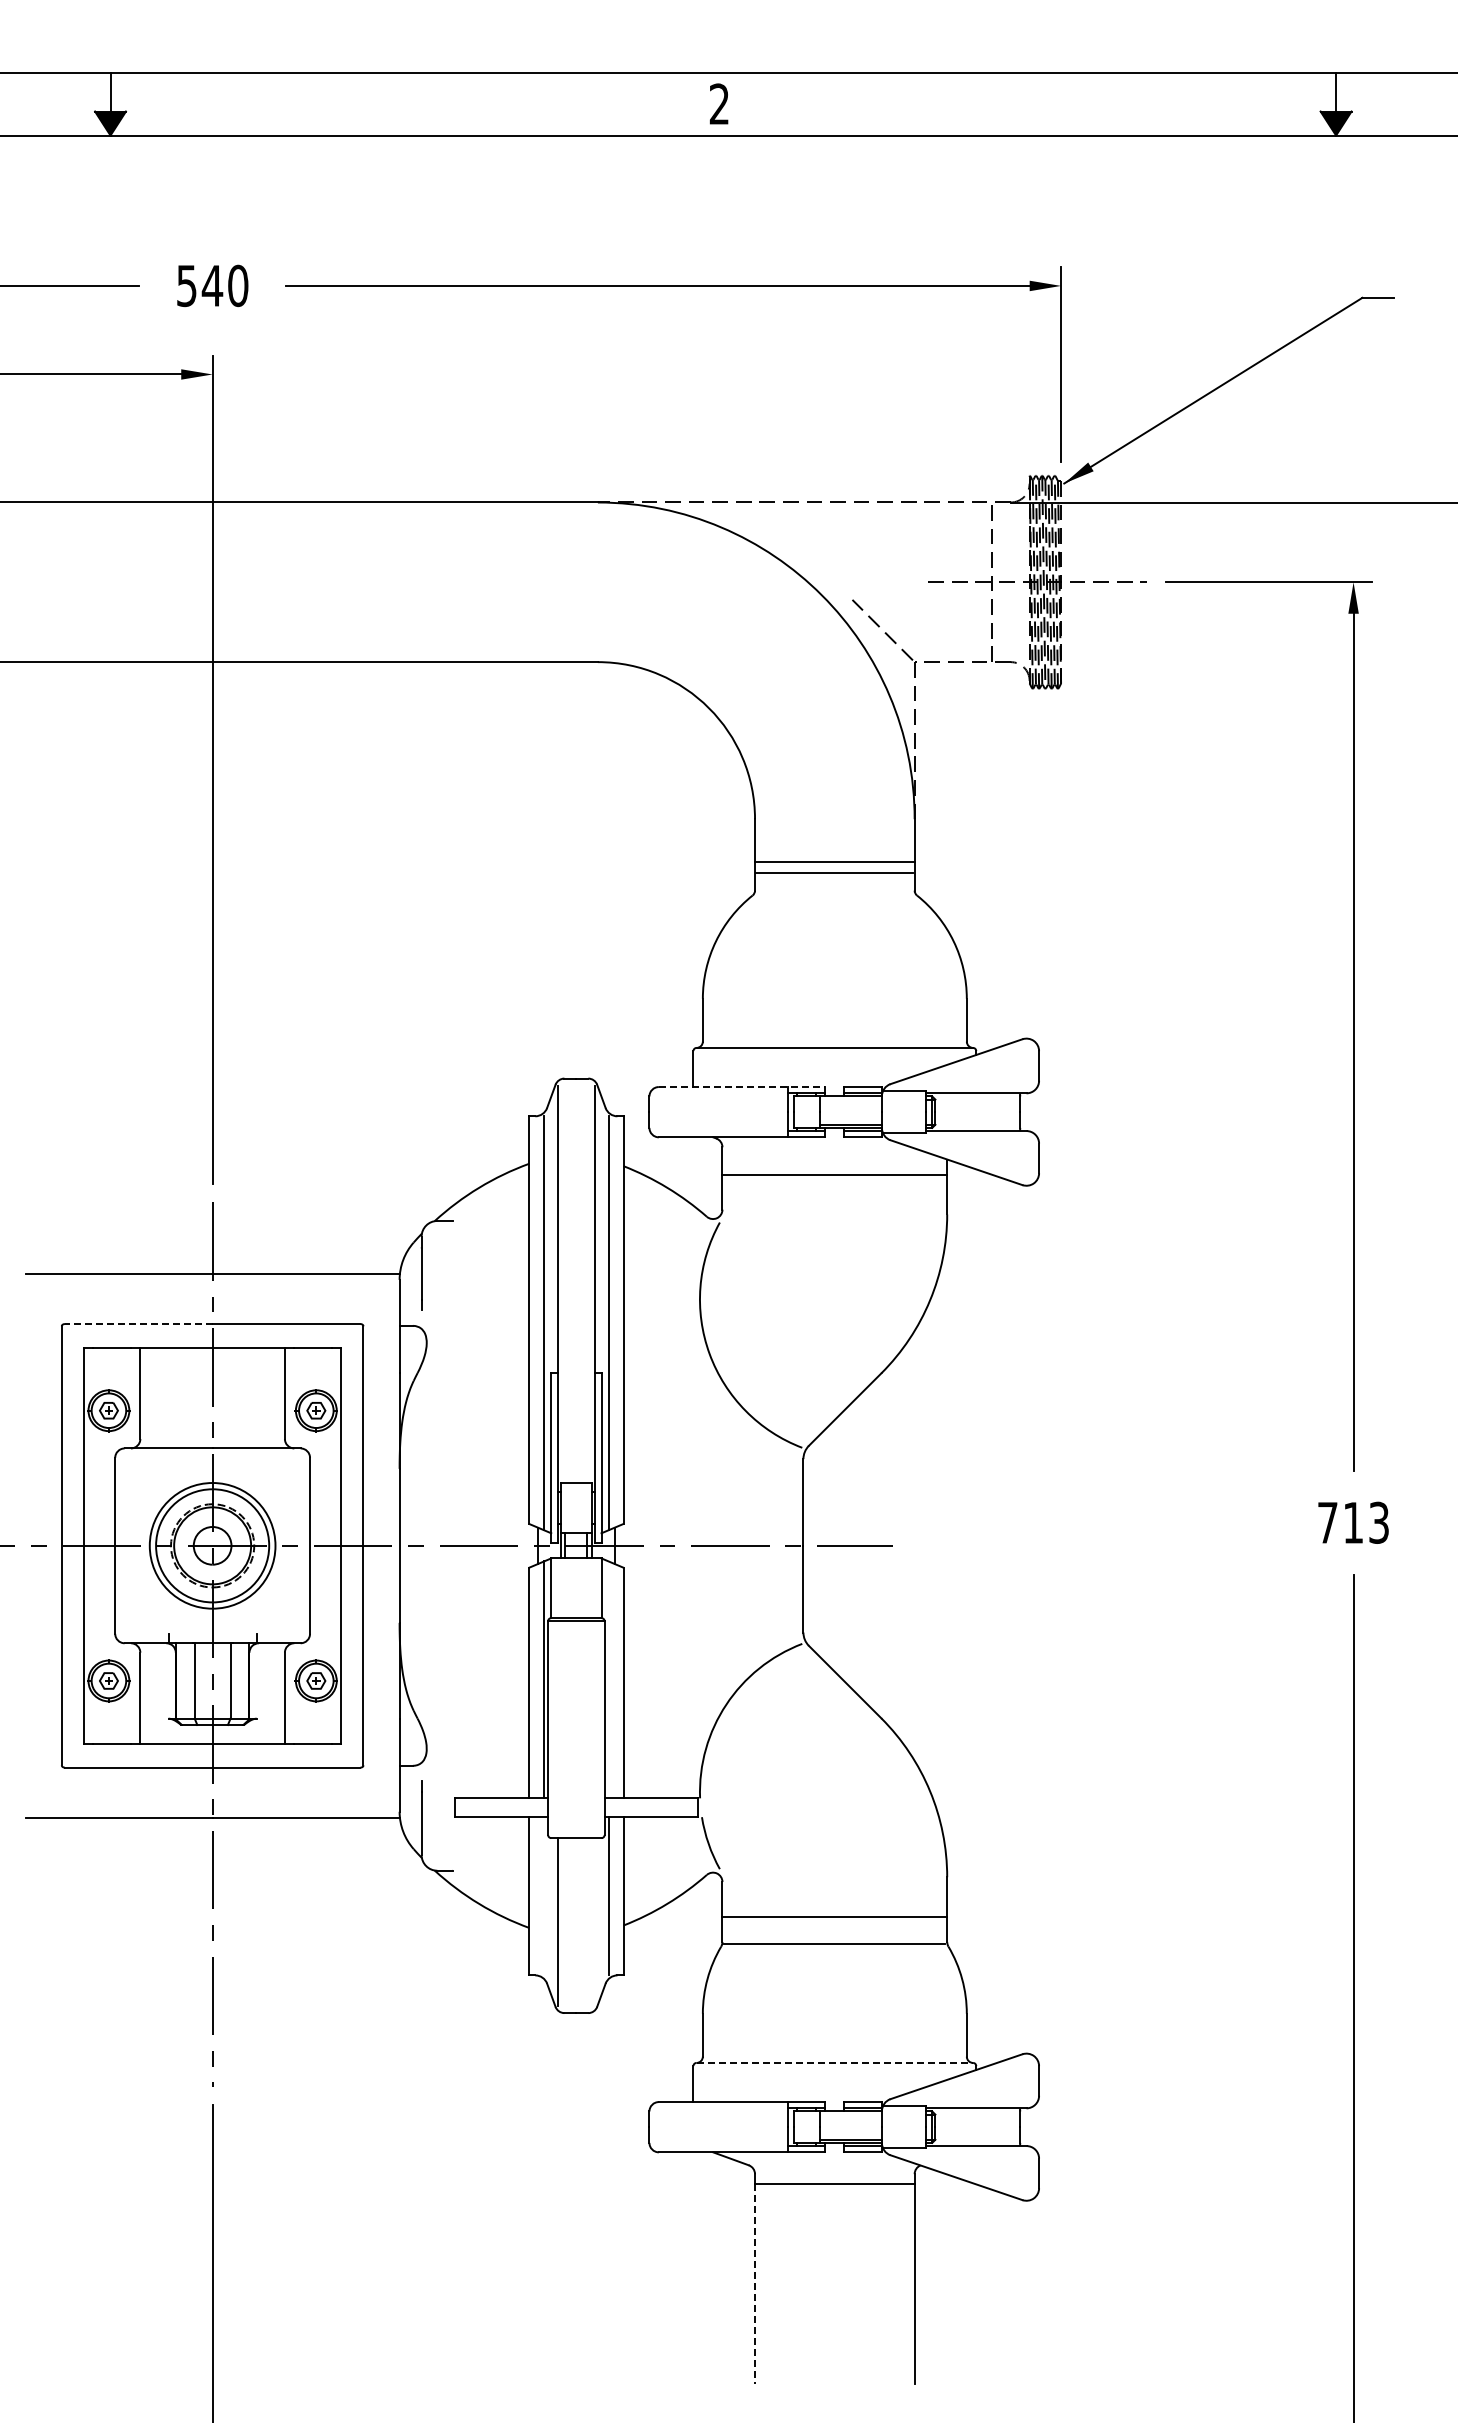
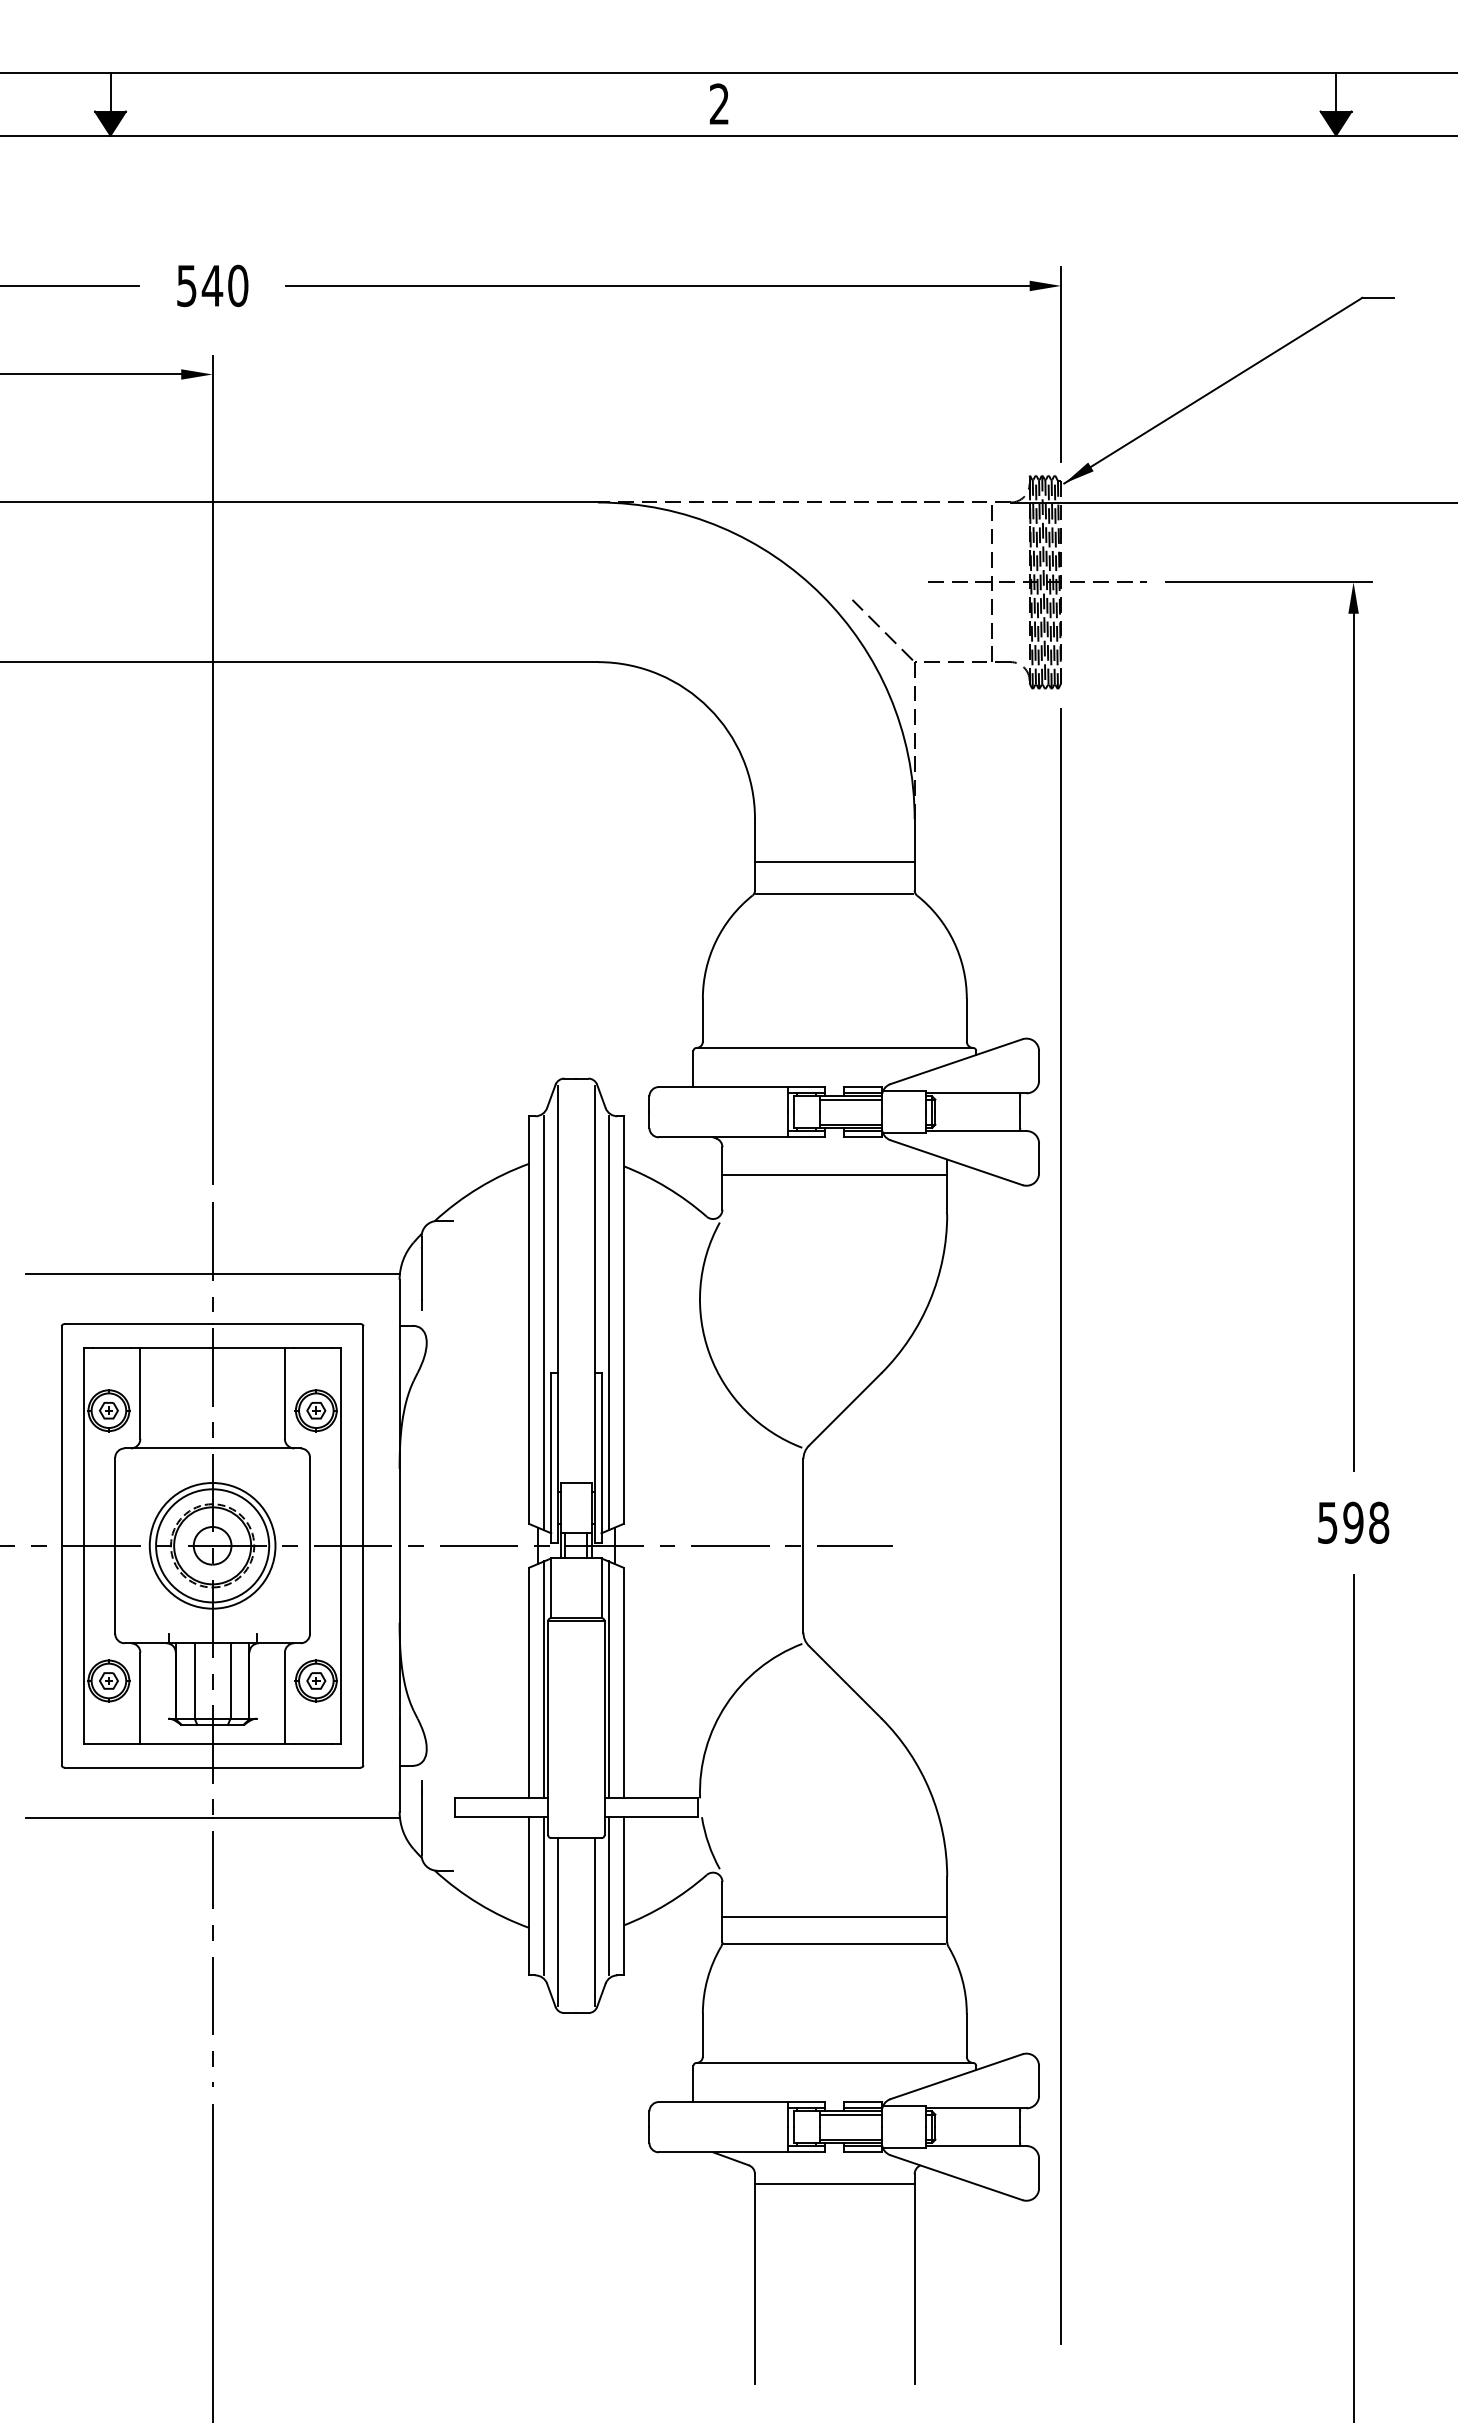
line position: (834, 873) -> (834, 894) (834, 894)
line: dashed -> solid (742, 1087)
line: none -> present (850, 1099)
line: dashed -> solid (138, 1324)
text: 713 -> 598 (1353, 1522)
line: none -> present (1061, 1526)
line: none -> present (608, 1679)
line: none -> present (544, 1896)
line: none -> present (594, 1921)
line: dashed -> solid (835, 2062)
line: none -> present (850, 2114)
line: dashed -> solid (755, 2283)
